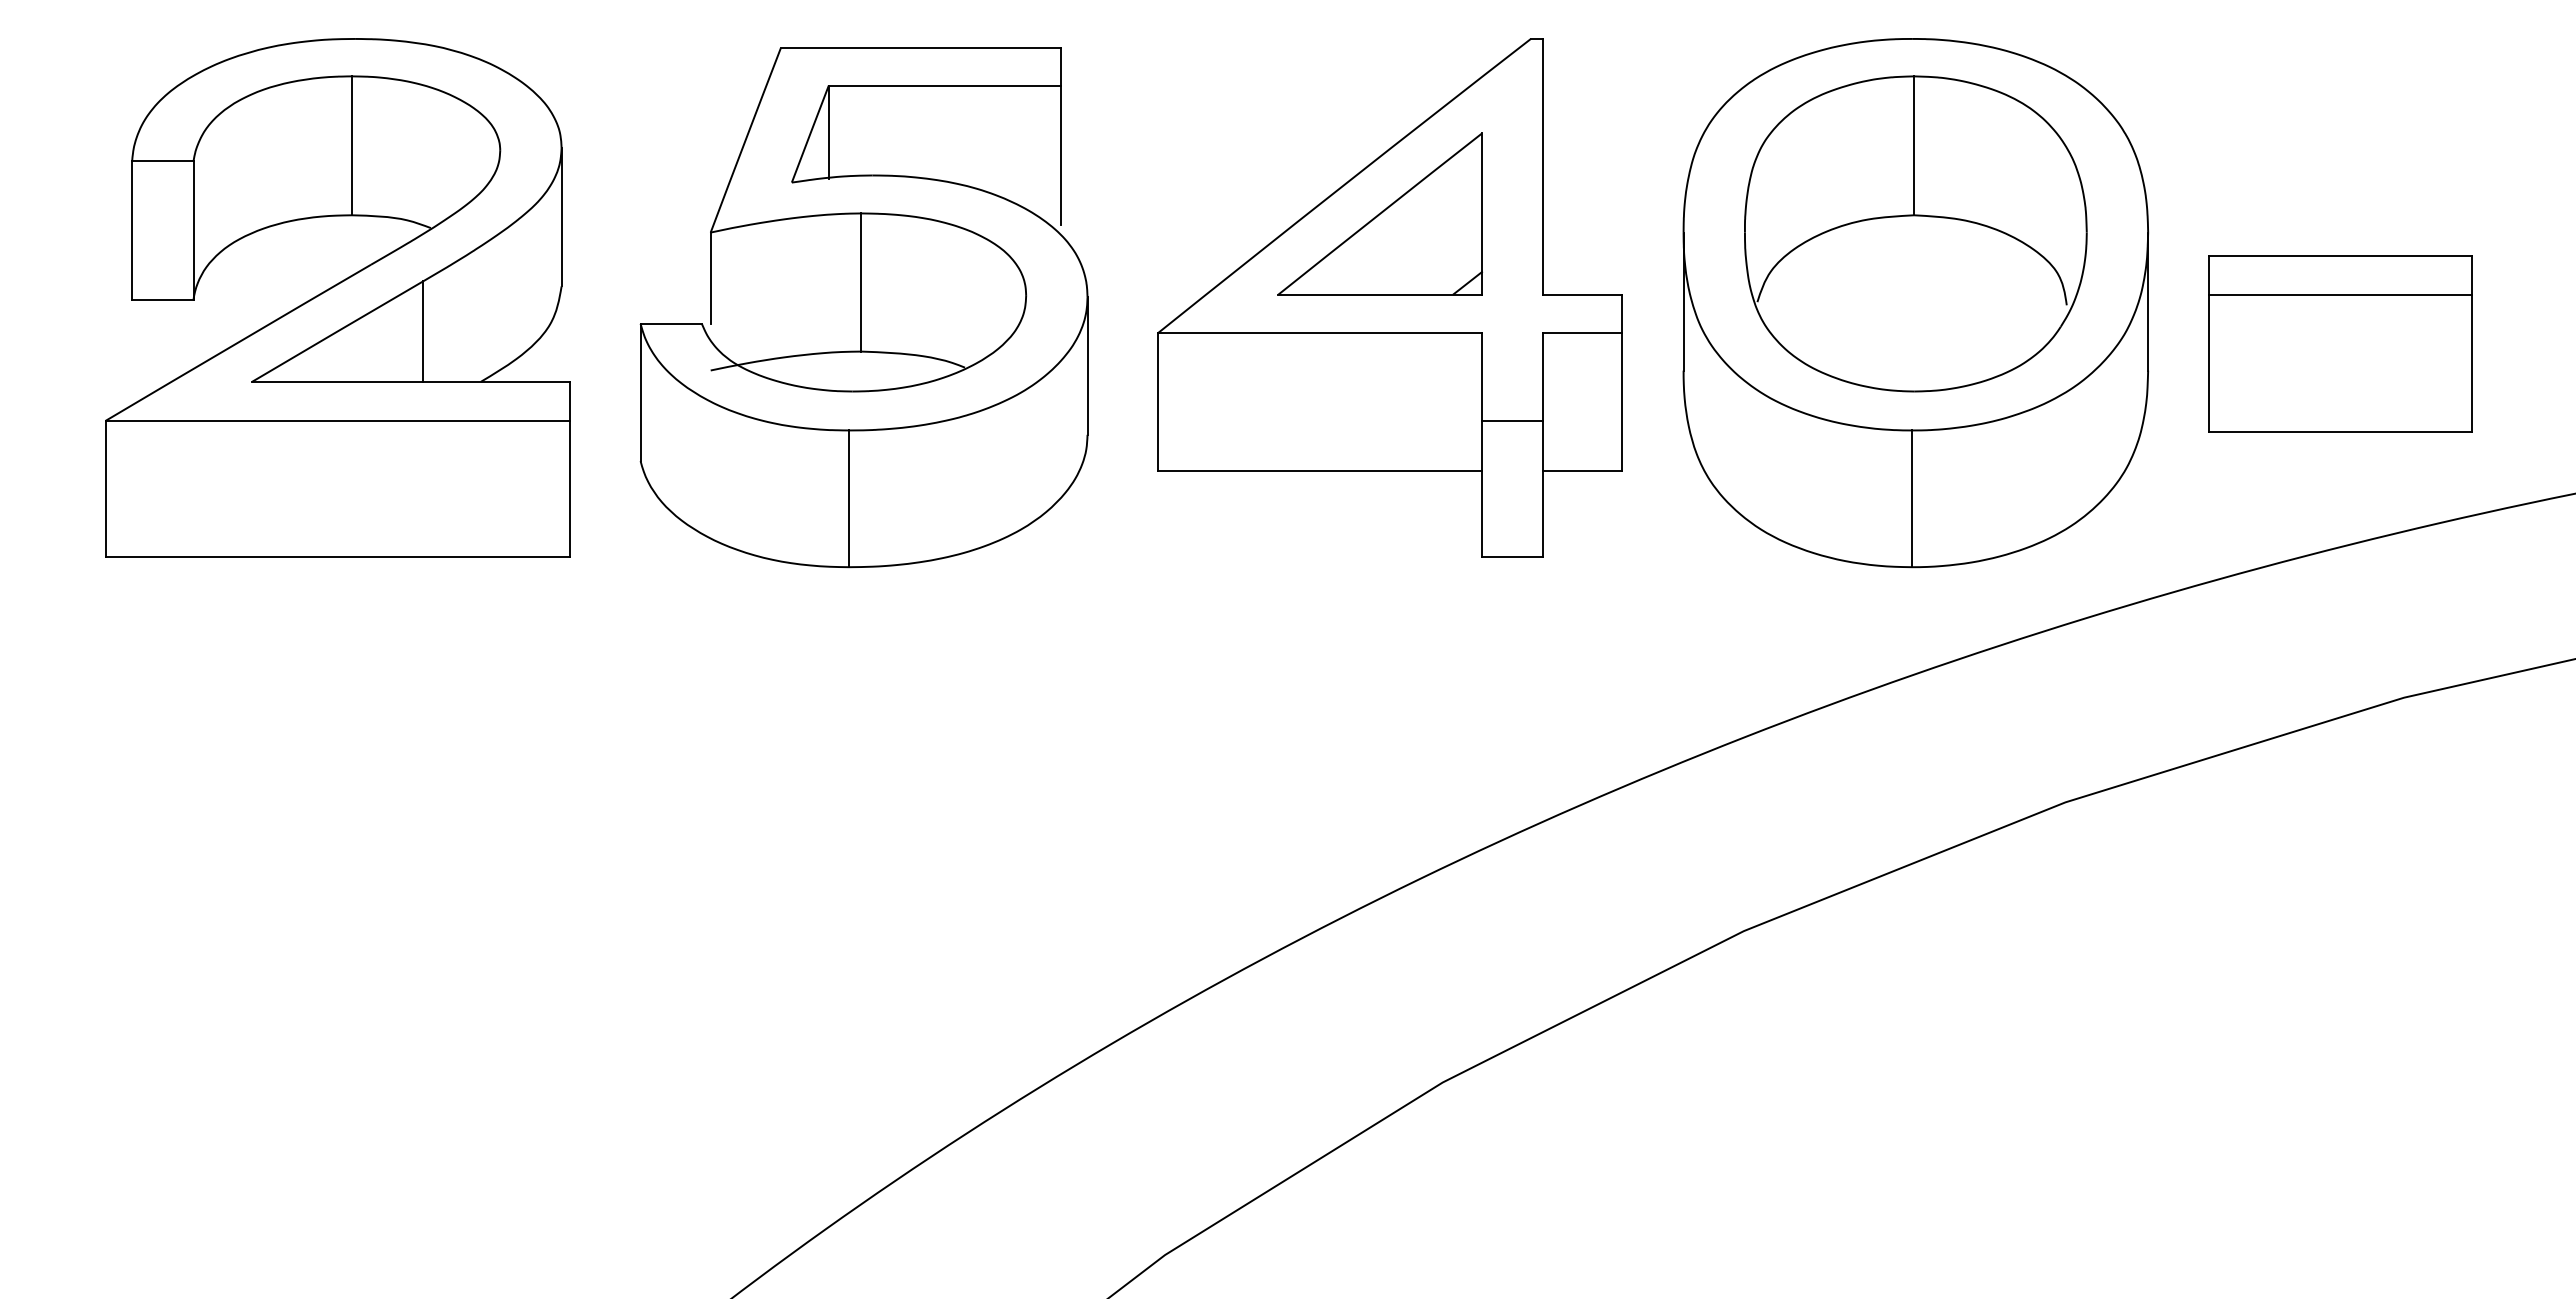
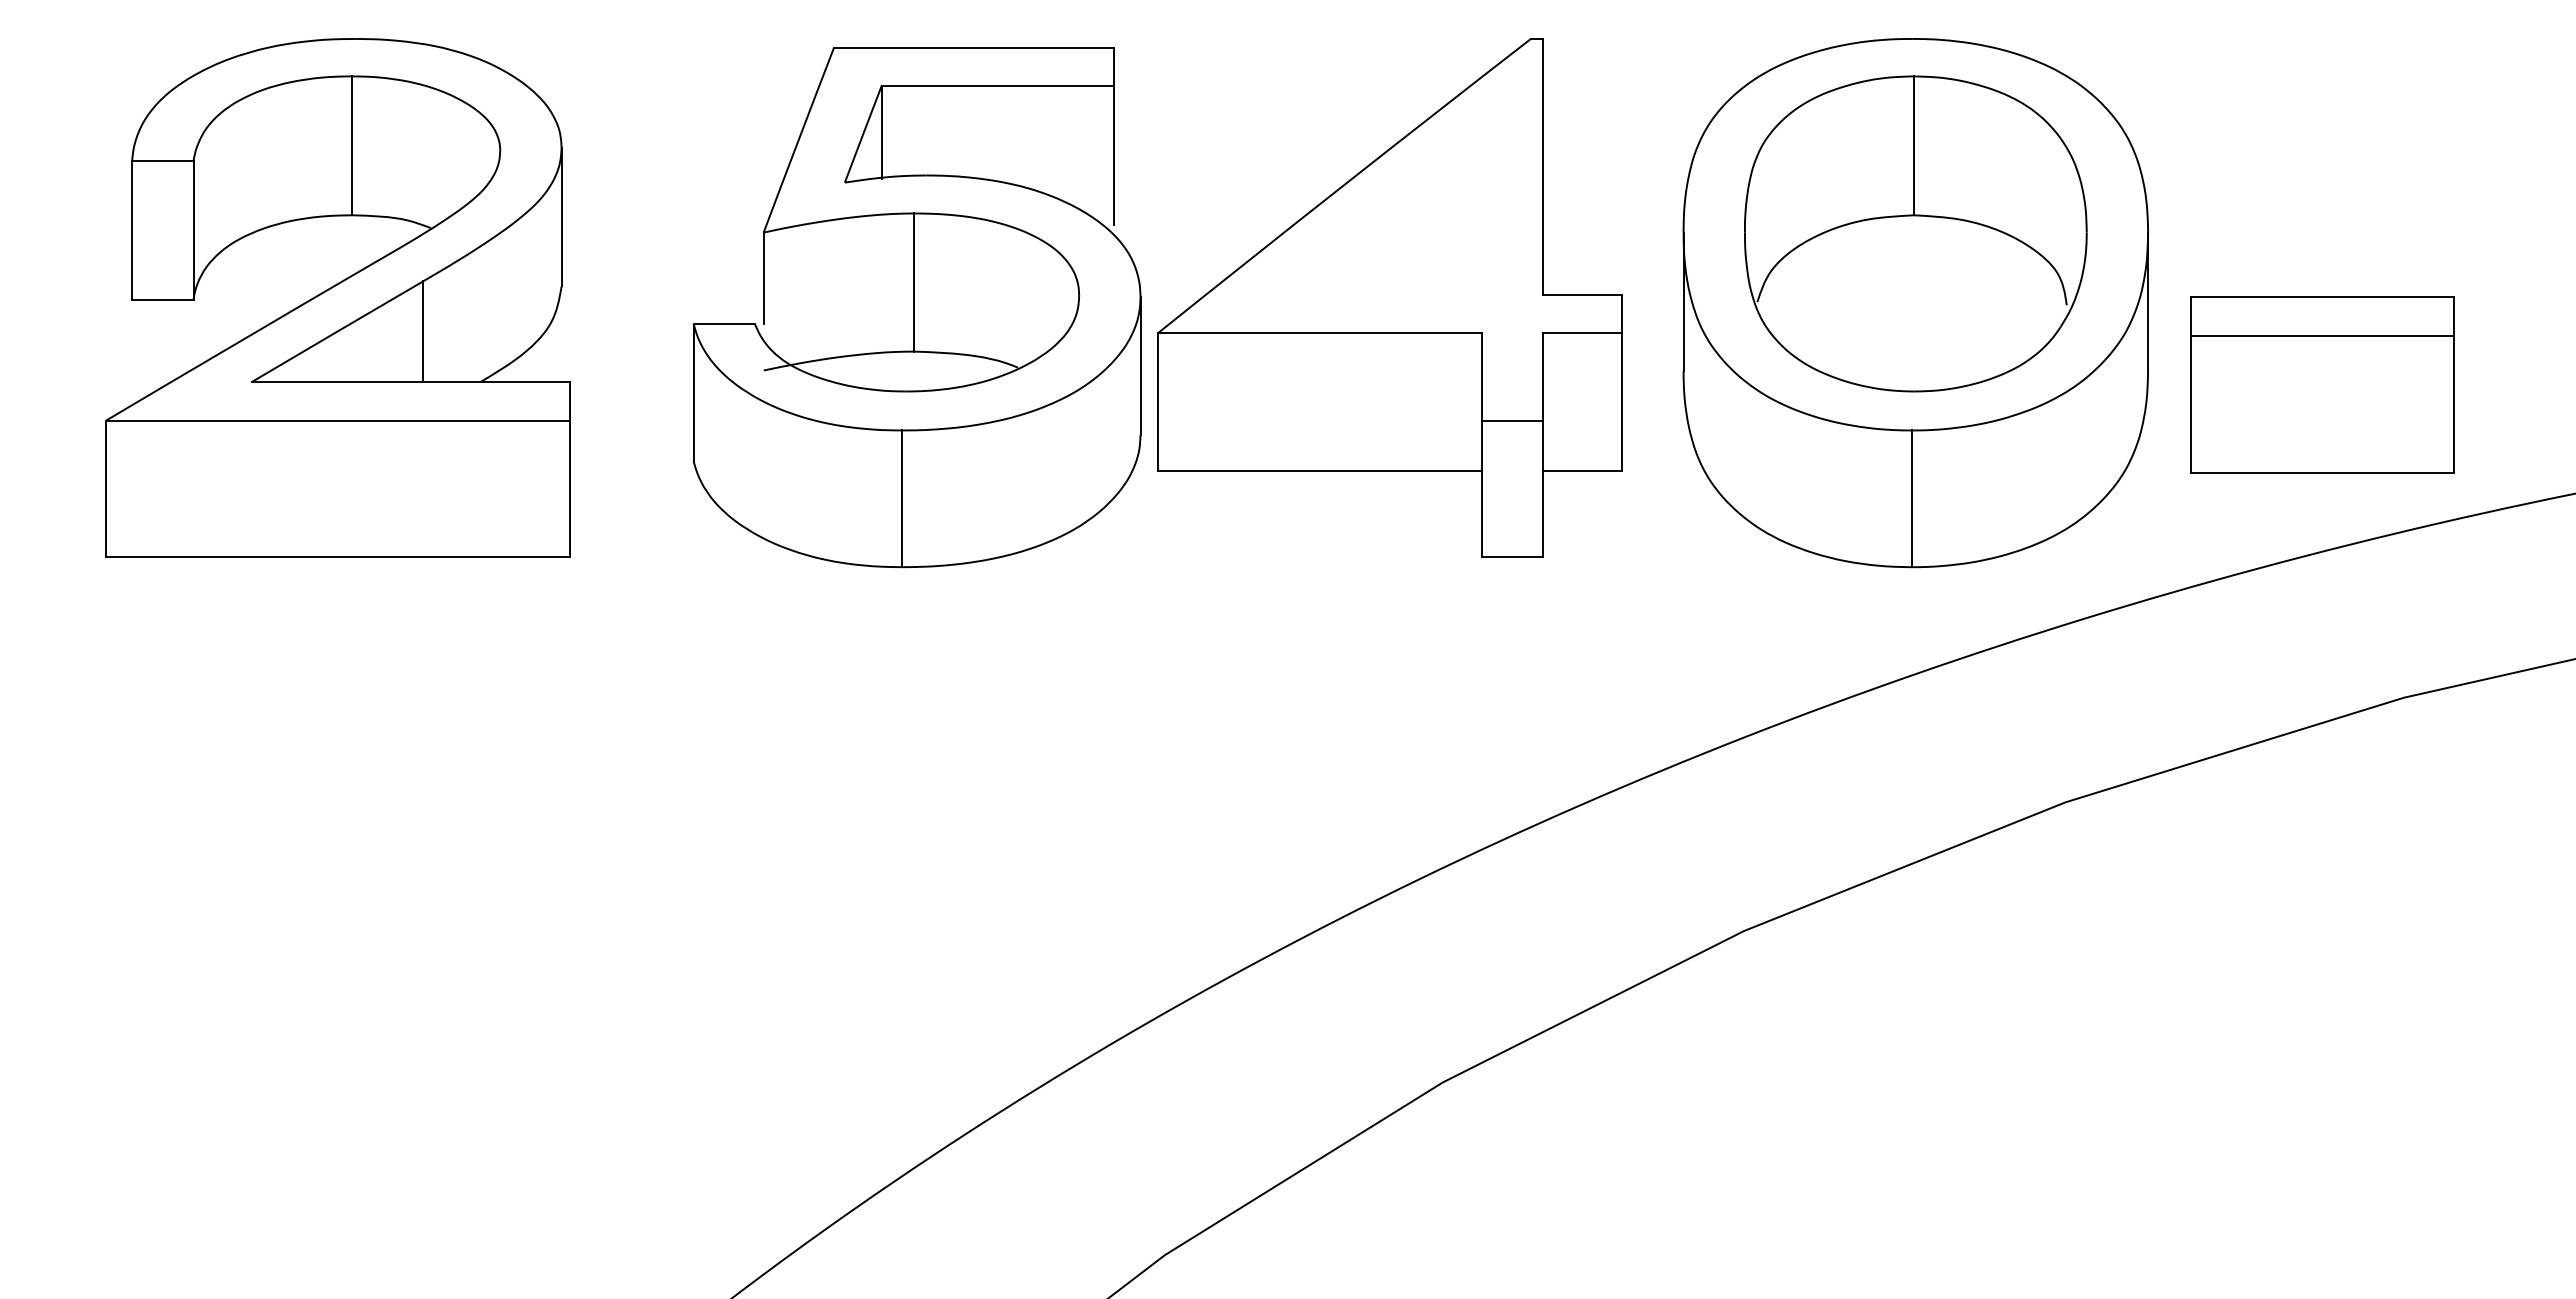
part: present -> none (1379, 213)
part position: (863, 307) -> (916, 307) (916, 307)
part position: (2340, 343) -> (2322, 384) (2322, 384)
